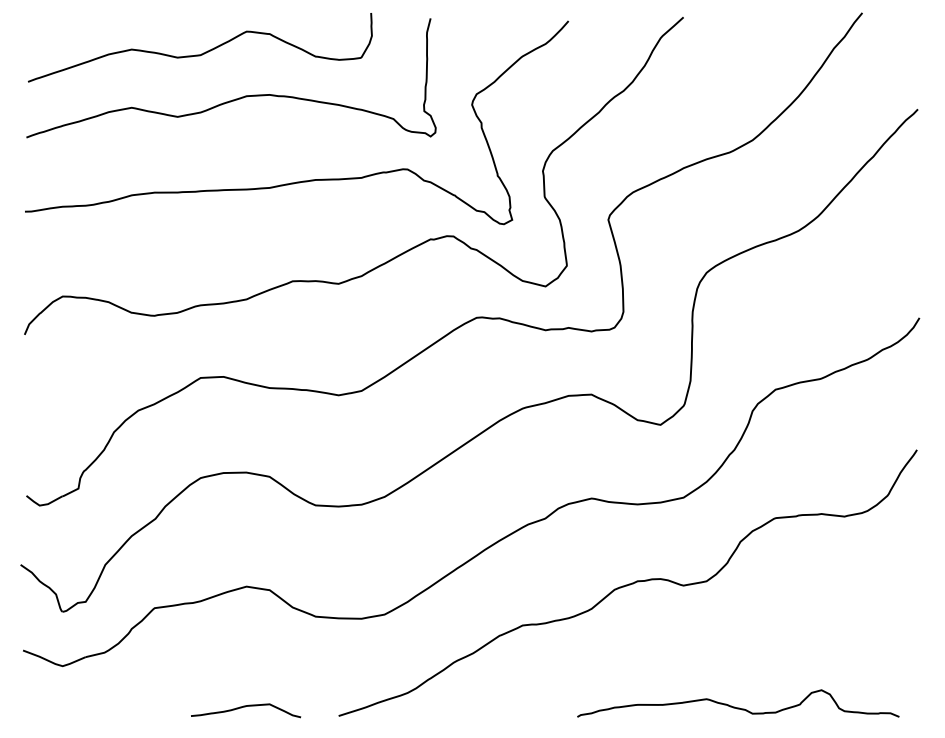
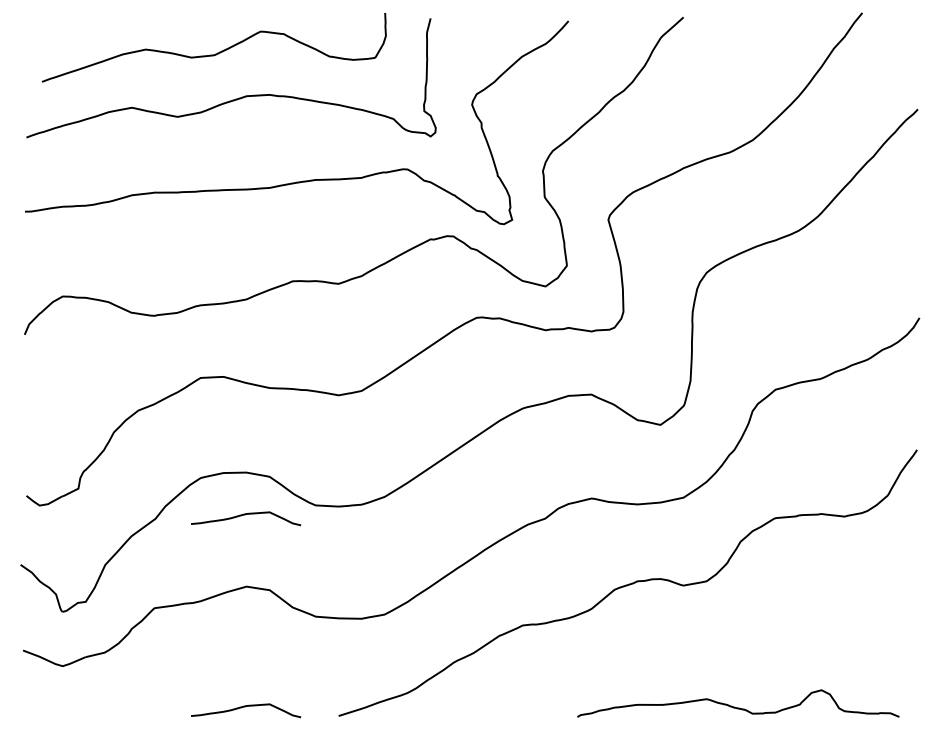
curve position: (203, 52) -> (217, 52) (217, 52)
curve: none -> present (245, 515)
